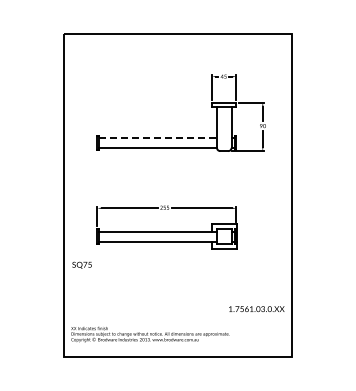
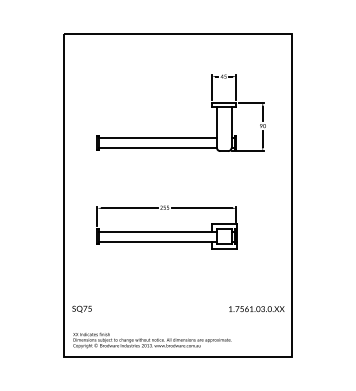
line: dashed -> solid (158, 137)
text position: (81, 264) -> (81, 308) (81, 308)
text position: (150, 334) -> (152, 340) (152, 340)
